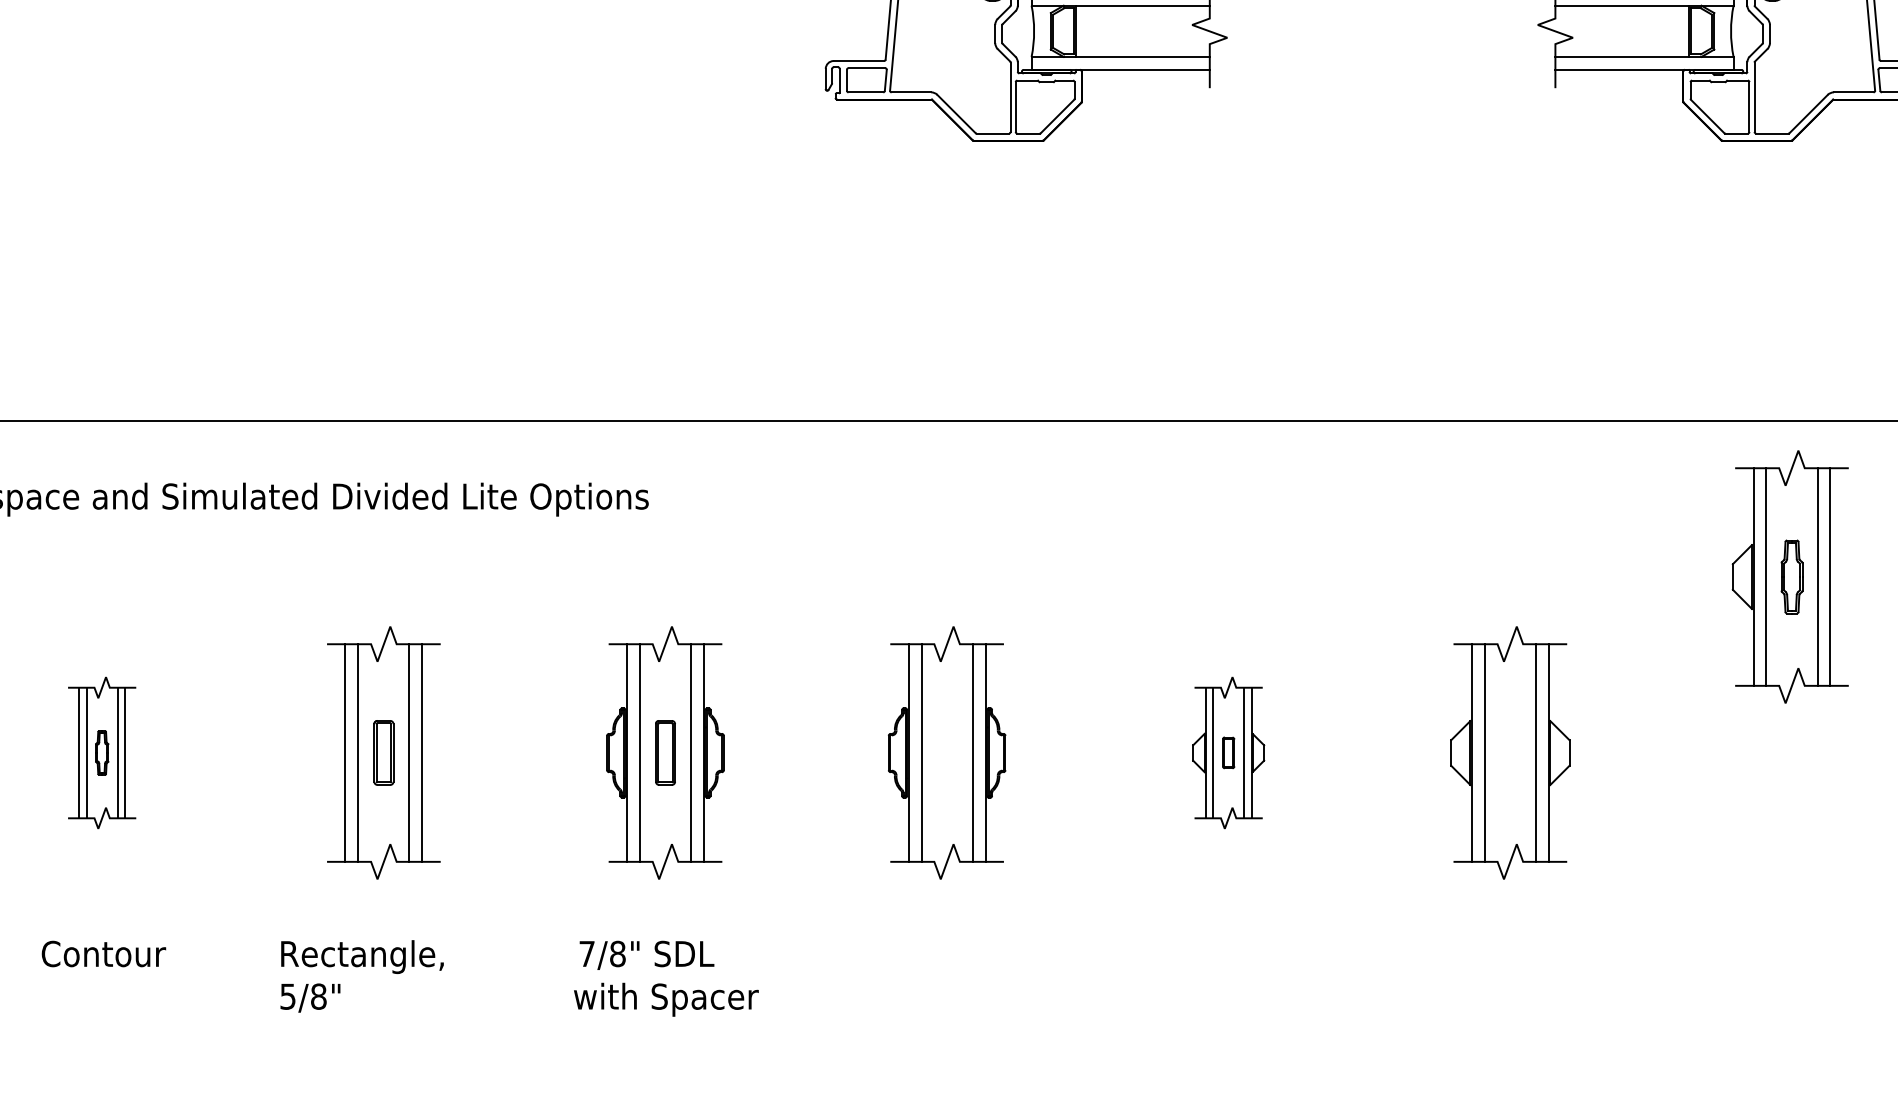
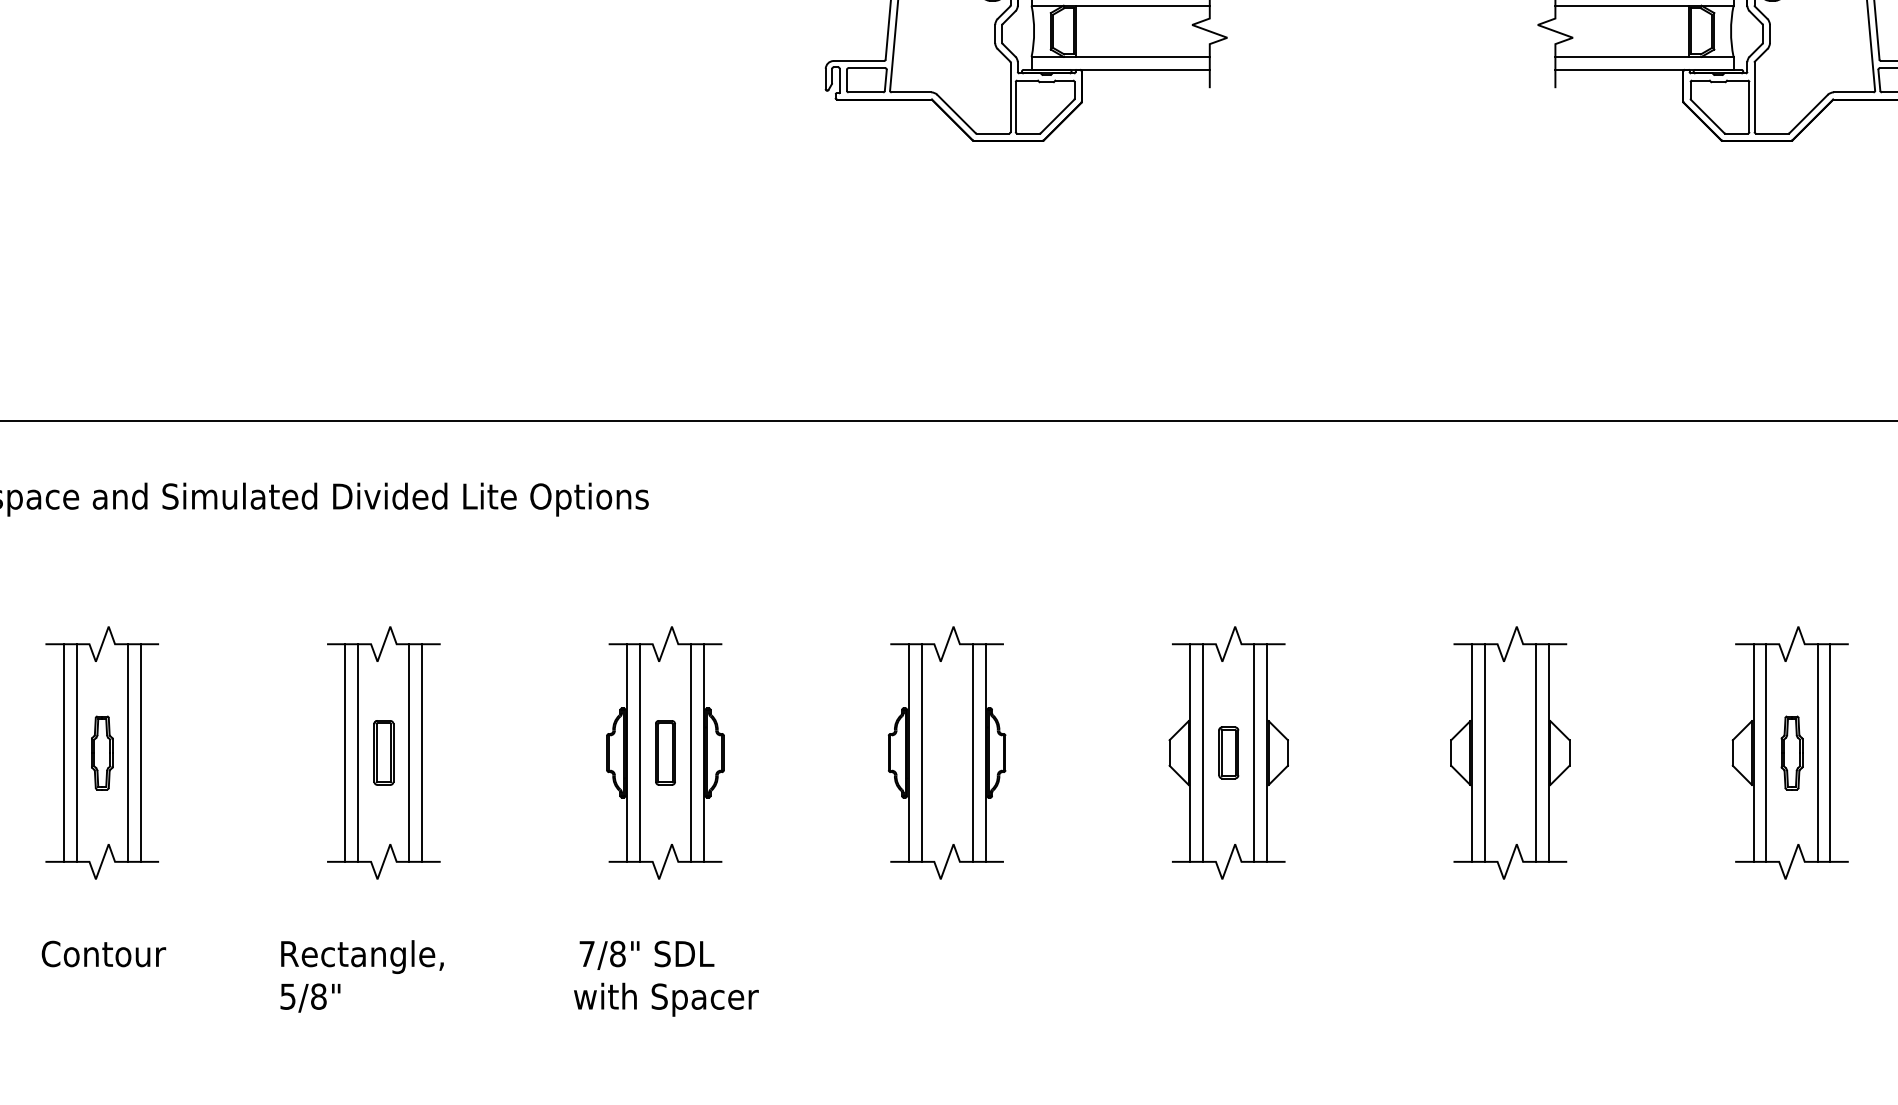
part position: (1789, 576) -> (1789, 752) (1789, 752)
part size: 69x154 px -> 114x254 px (101, 752)
part size: 74x154 px -> 121x254 px (1228, 752)
